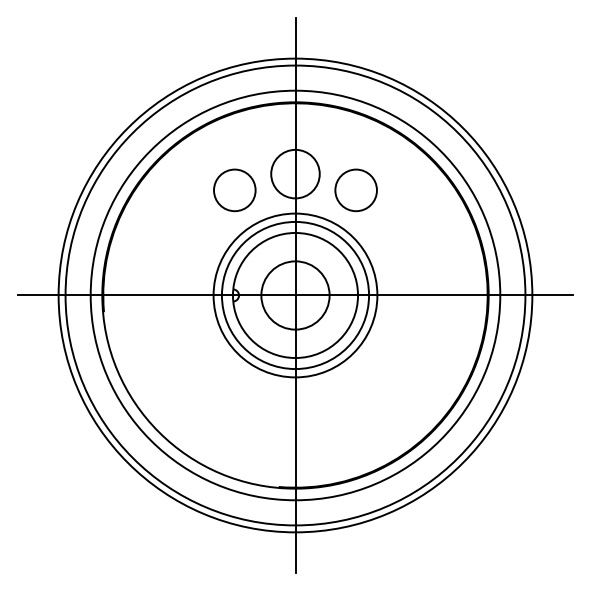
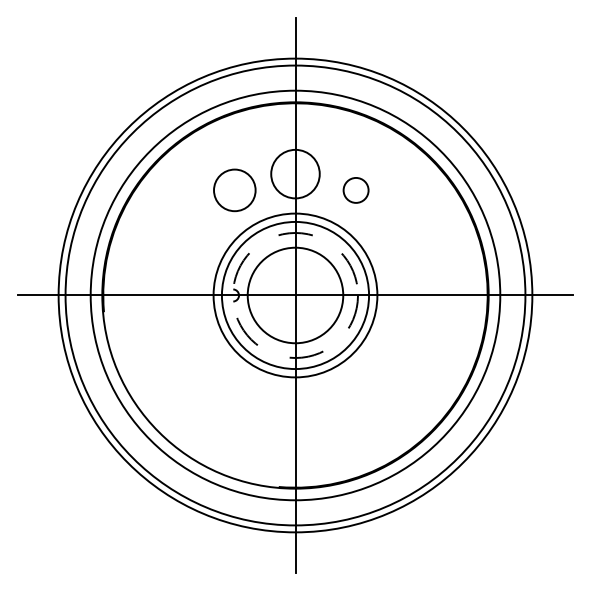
circle size: 44x45 px -> 28x27 px (355, 190)
circle diameter: 68 px -> 96 px (295, 295)
circle: solid -> dashed (295, 295)
